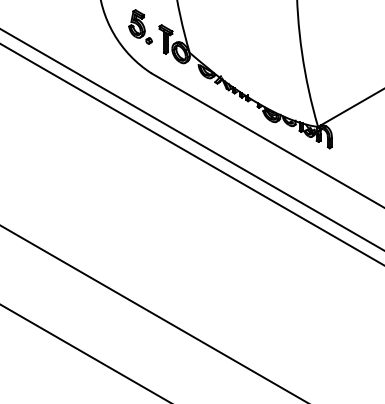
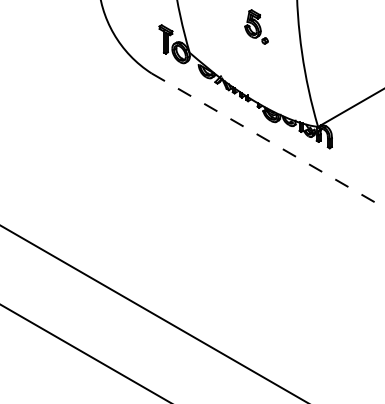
part position: (140, 26) -> (256, 26) (256, 26)
line: present -> none (191, 139)
line: solid -> dashed (268, 141)
line: present -> none (191, 154)
